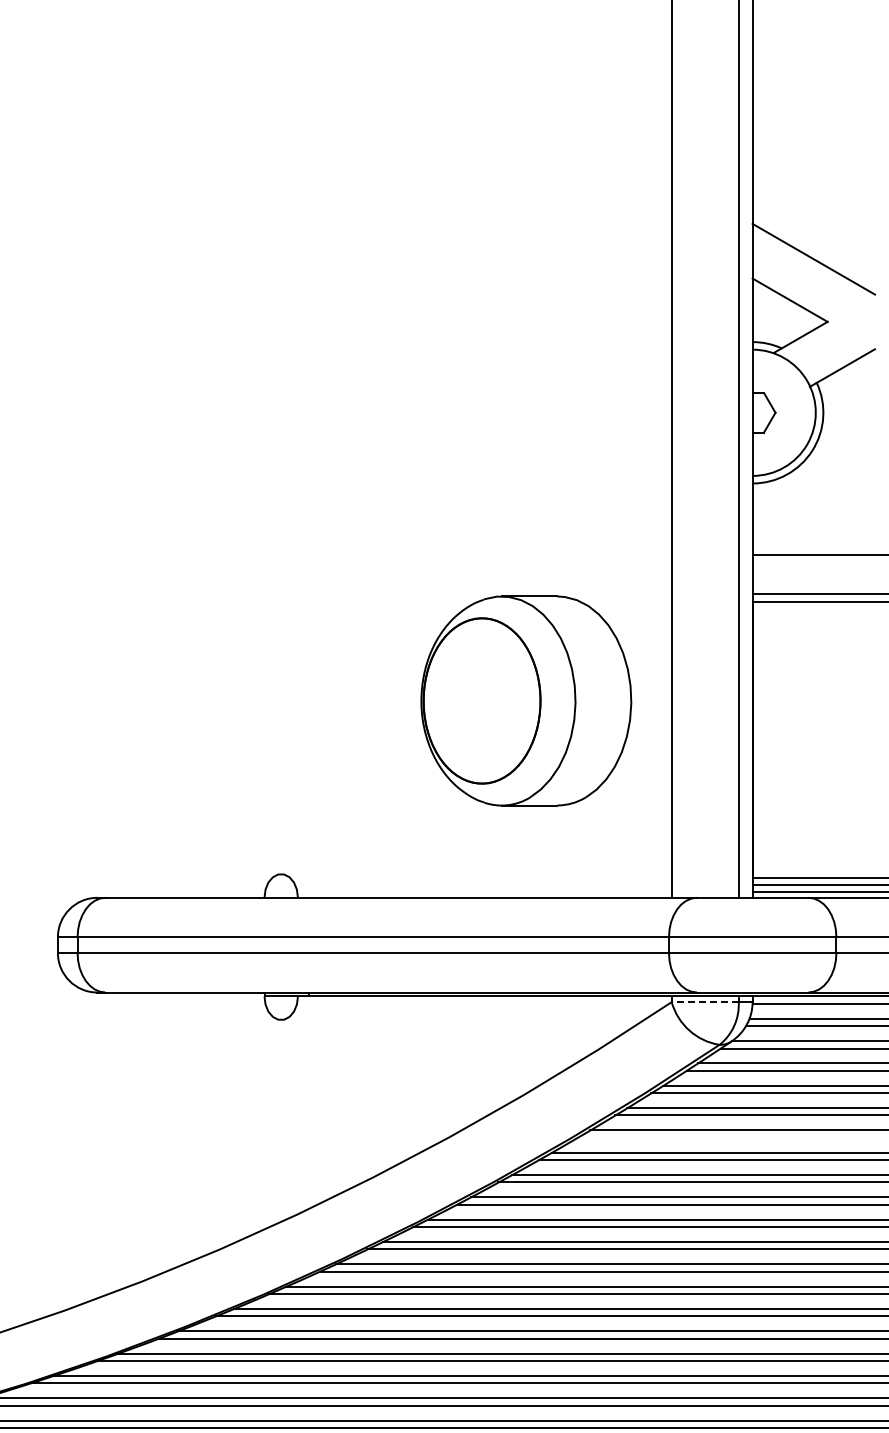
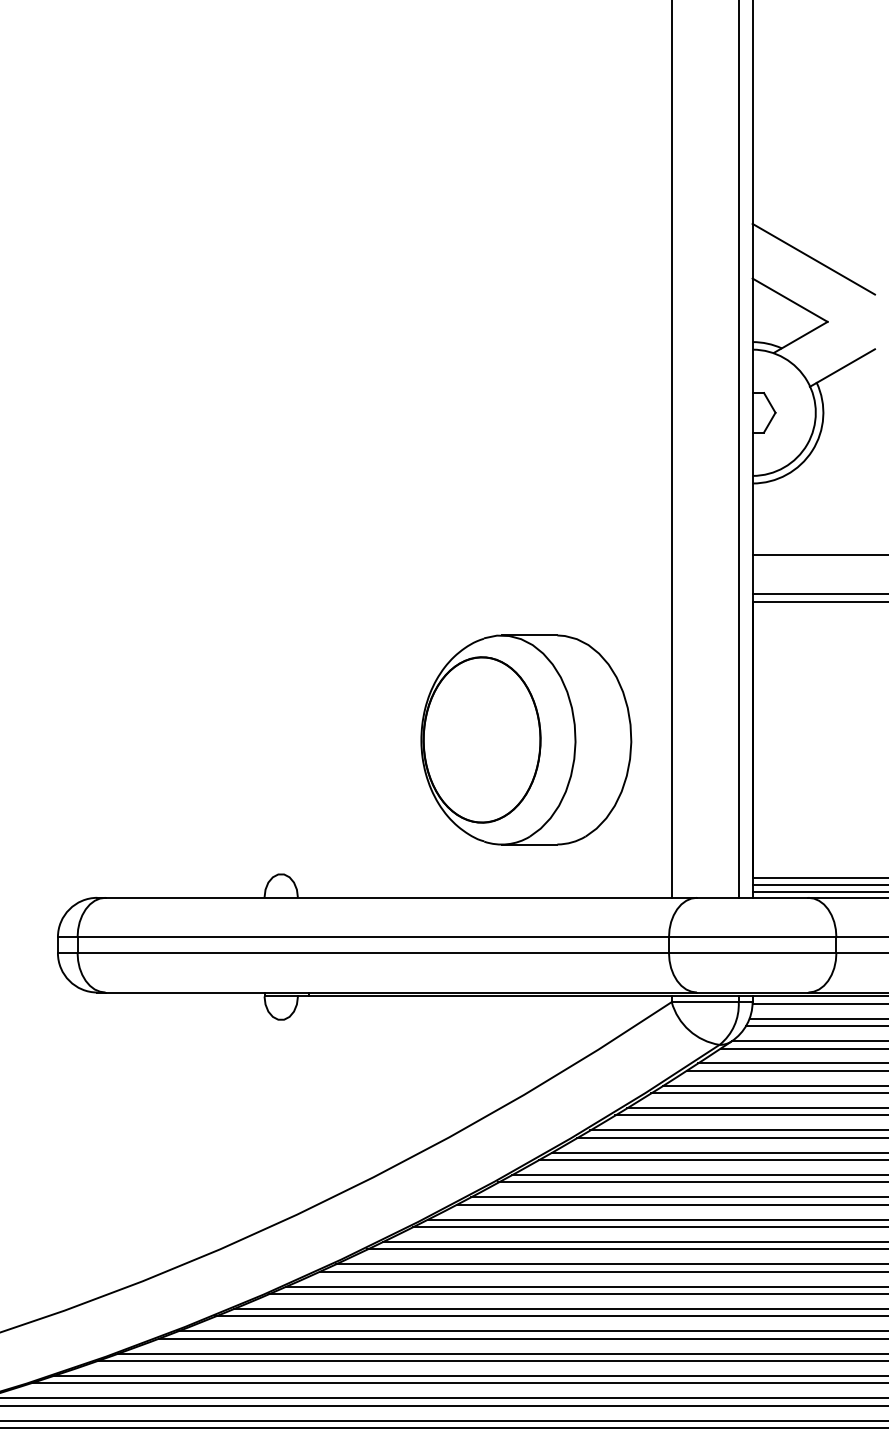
part position: (526, 700) -> (526, 739) (526, 739)
line: dashed -> solid (704, 1002)
line: none -> present (731, 1137)
